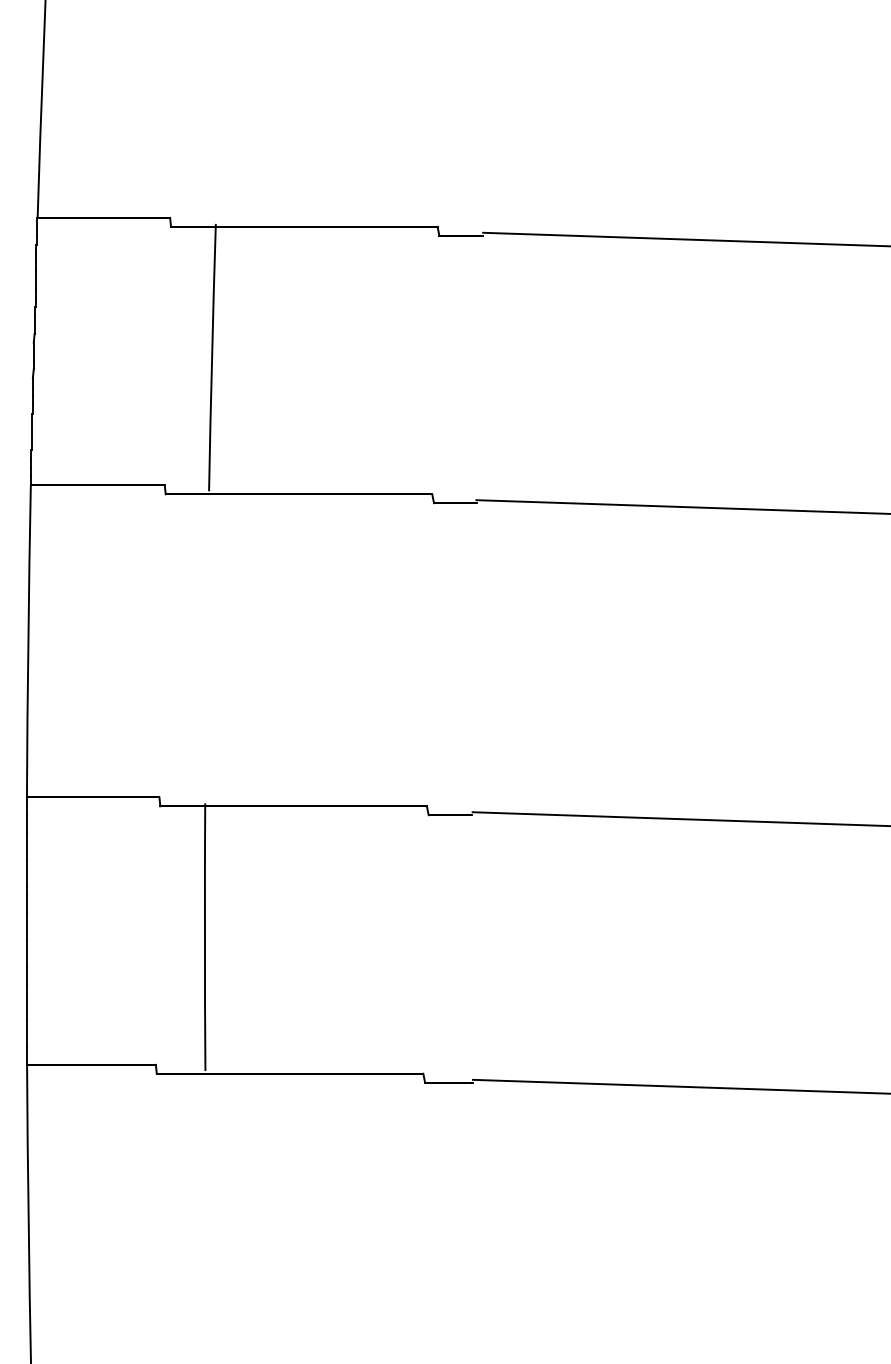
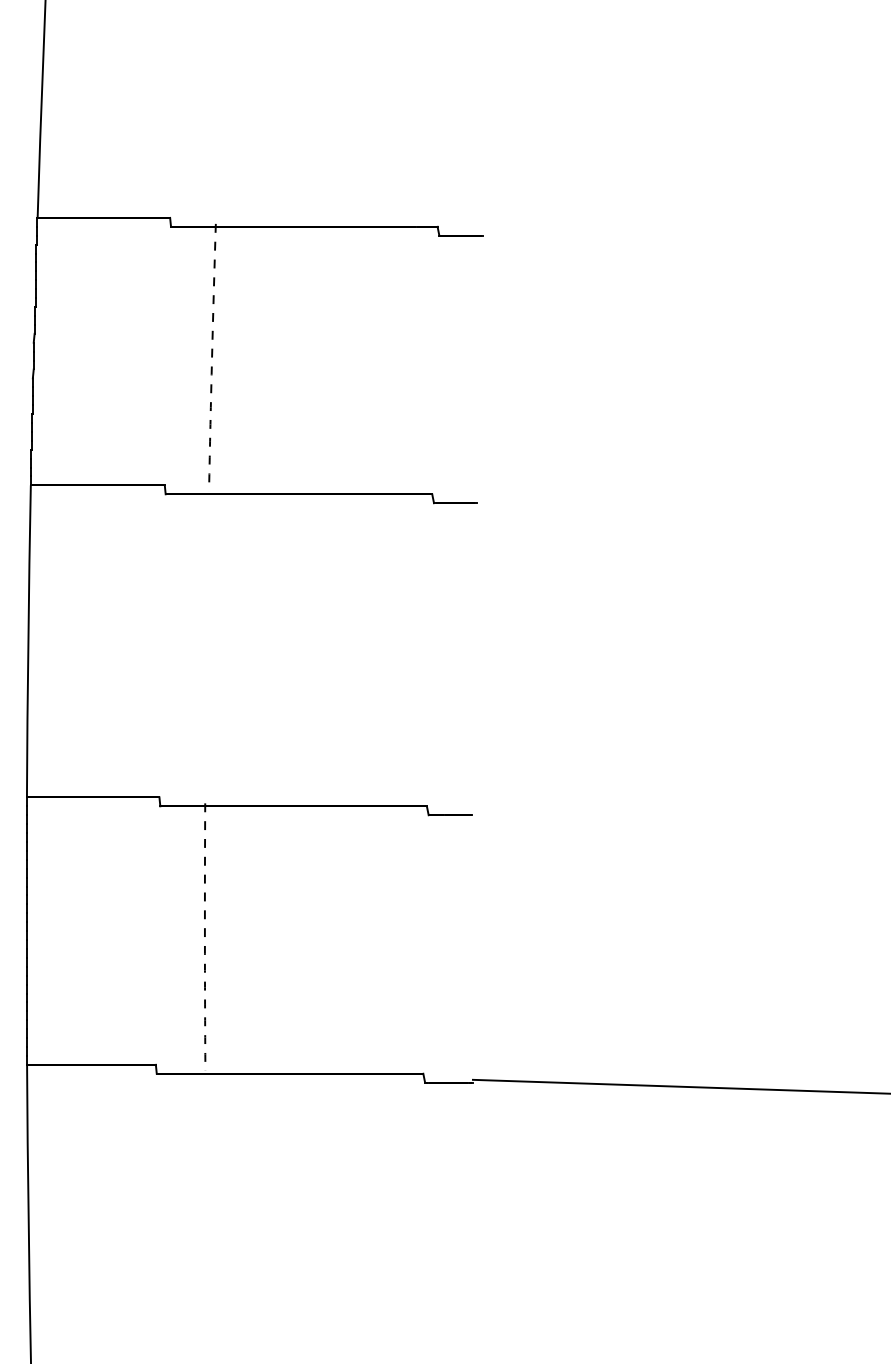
line: present -> none (685, 239)
arc: solid -> dashed (212, 357)
line: present -> none (681, 506)
line: present -> none (679, 819)
arc: solid -> dashed (204, 937)
